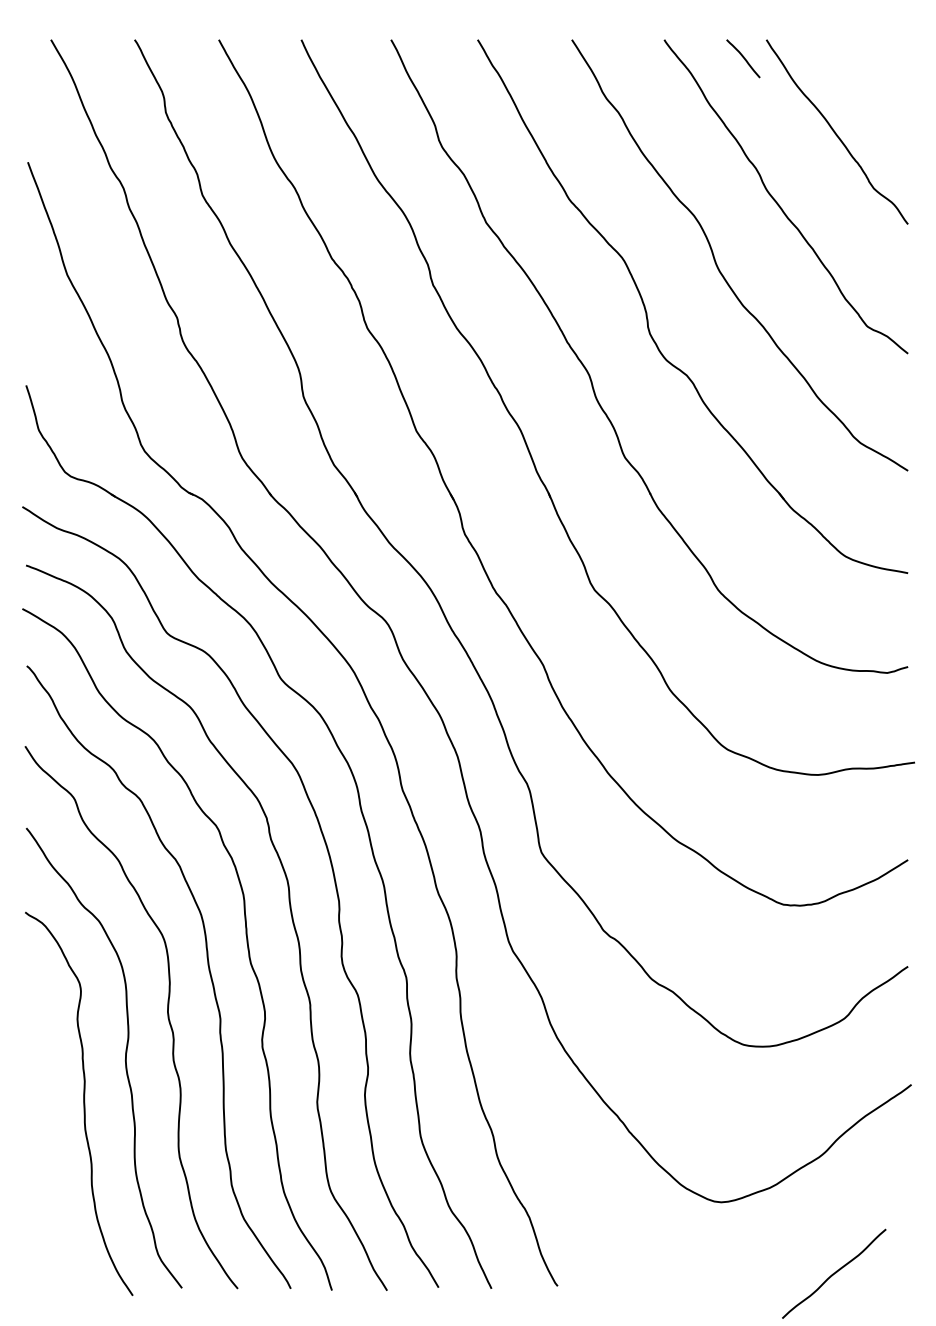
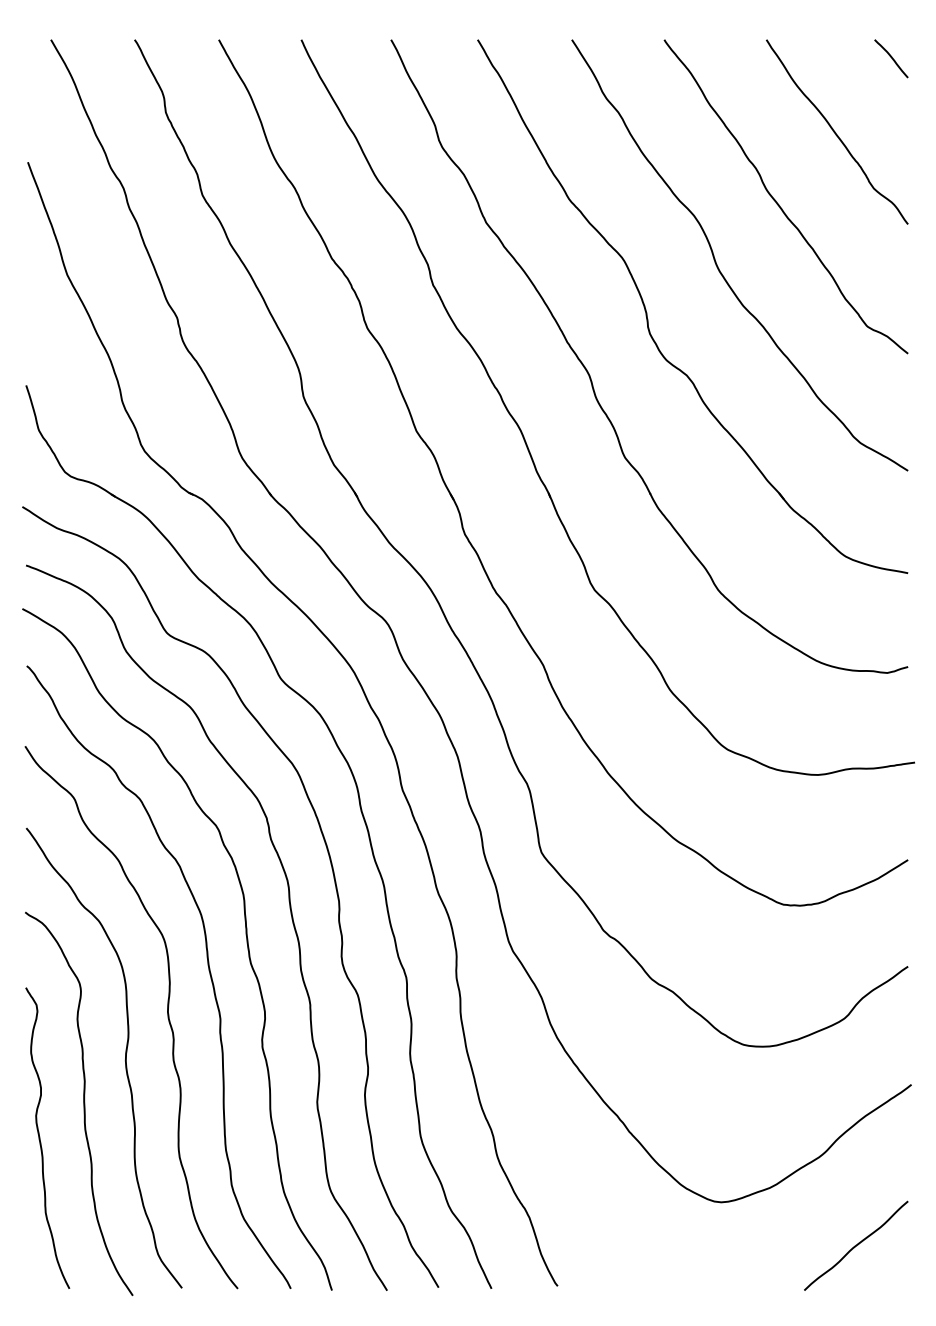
curve position: (743, 58) -> (891, 58) (891, 58)
curve: none -> present (40, 1137)
curve position: (834, 1273) -> (856, 1245) (856, 1245)
